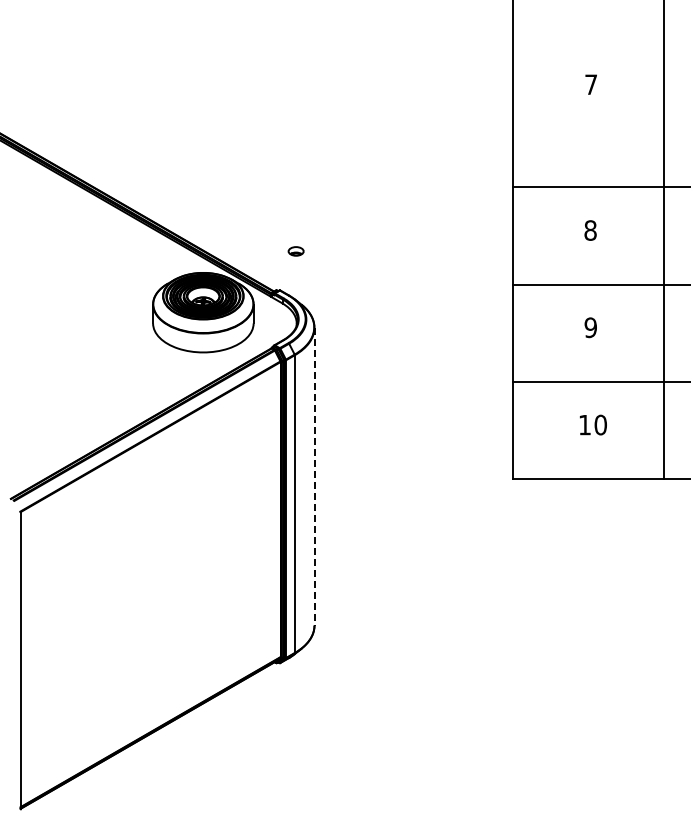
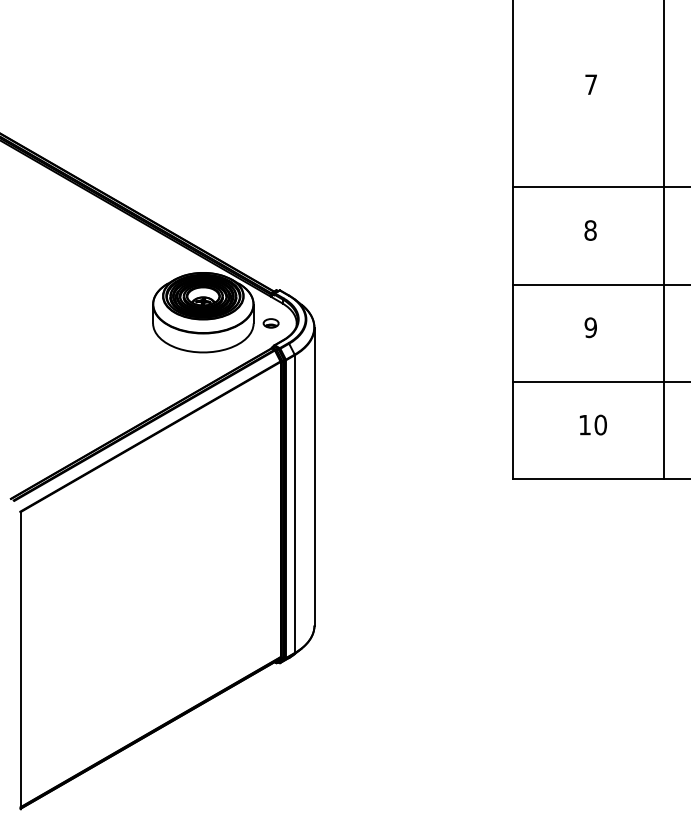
part position: (295, 251) -> (270, 323) (270, 323)
line: dashed -> solid (314, 476)
